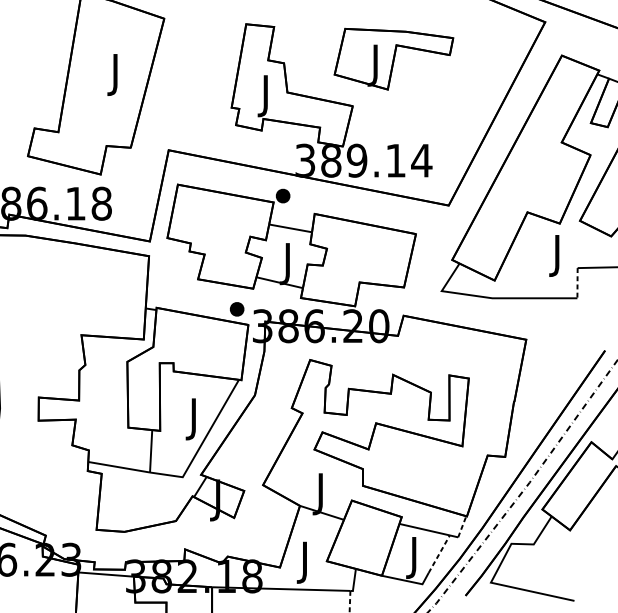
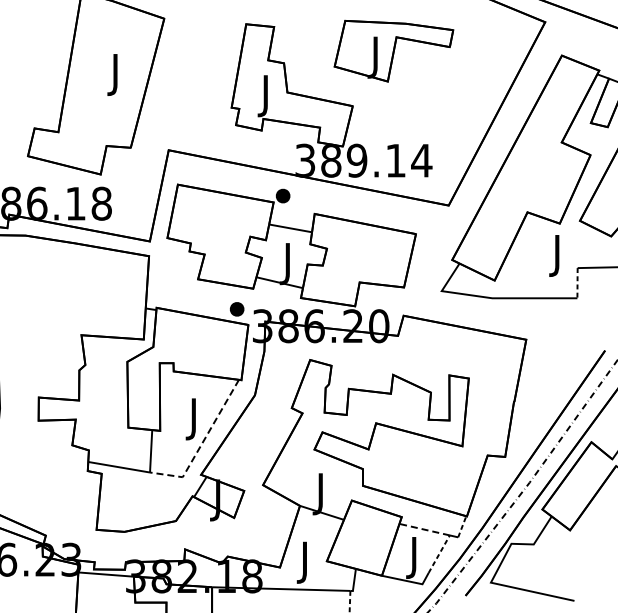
part position: (393, 58) -> (393, 50) (393, 50)
line: solid -> dashed (202, 443)
line: solid -> dashed (424, 529)
